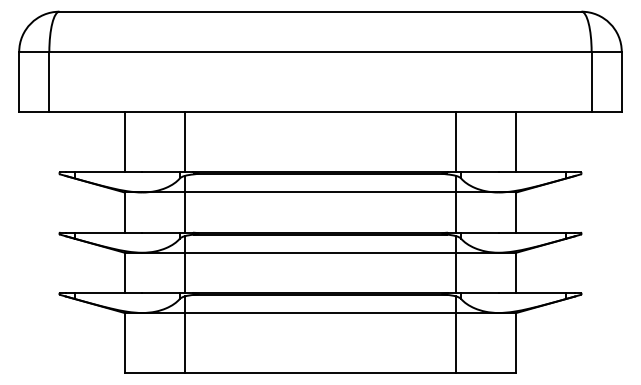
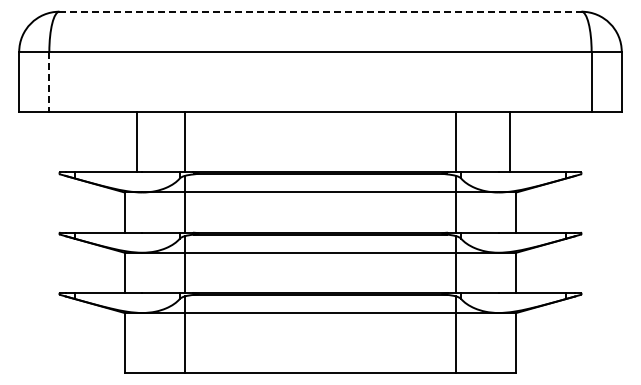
line: solid -> dashed (320, 11)
line: solid -> dashed (49, 82)
line position: (124, 142) -> (136, 142) (136, 142)
line position: (516, 142) -> (510, 142) (510, 142)
